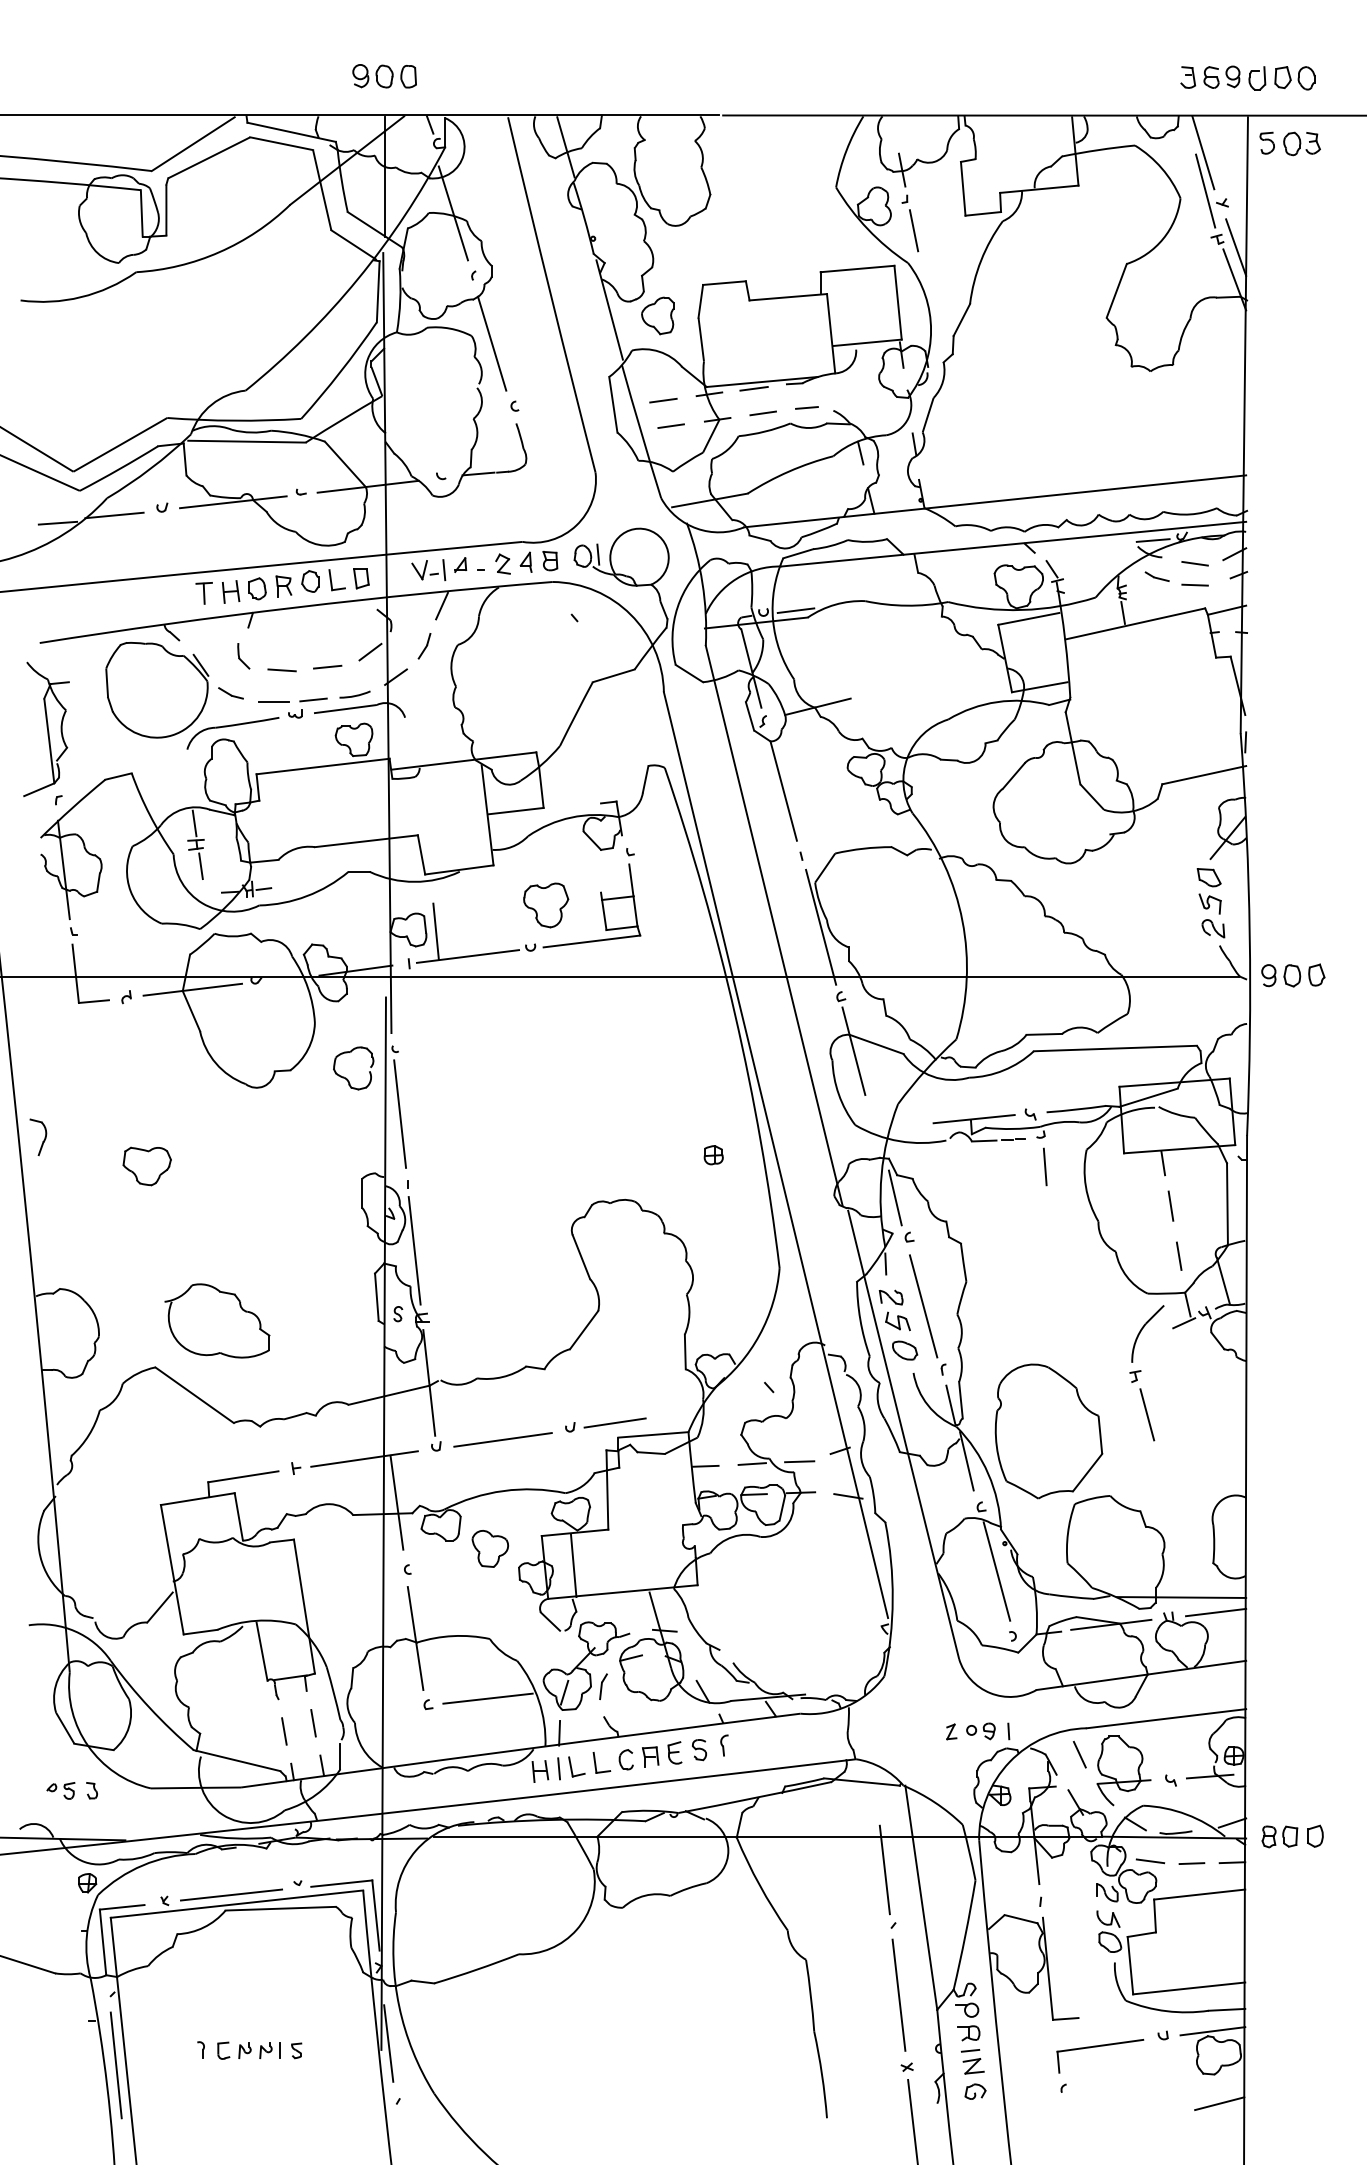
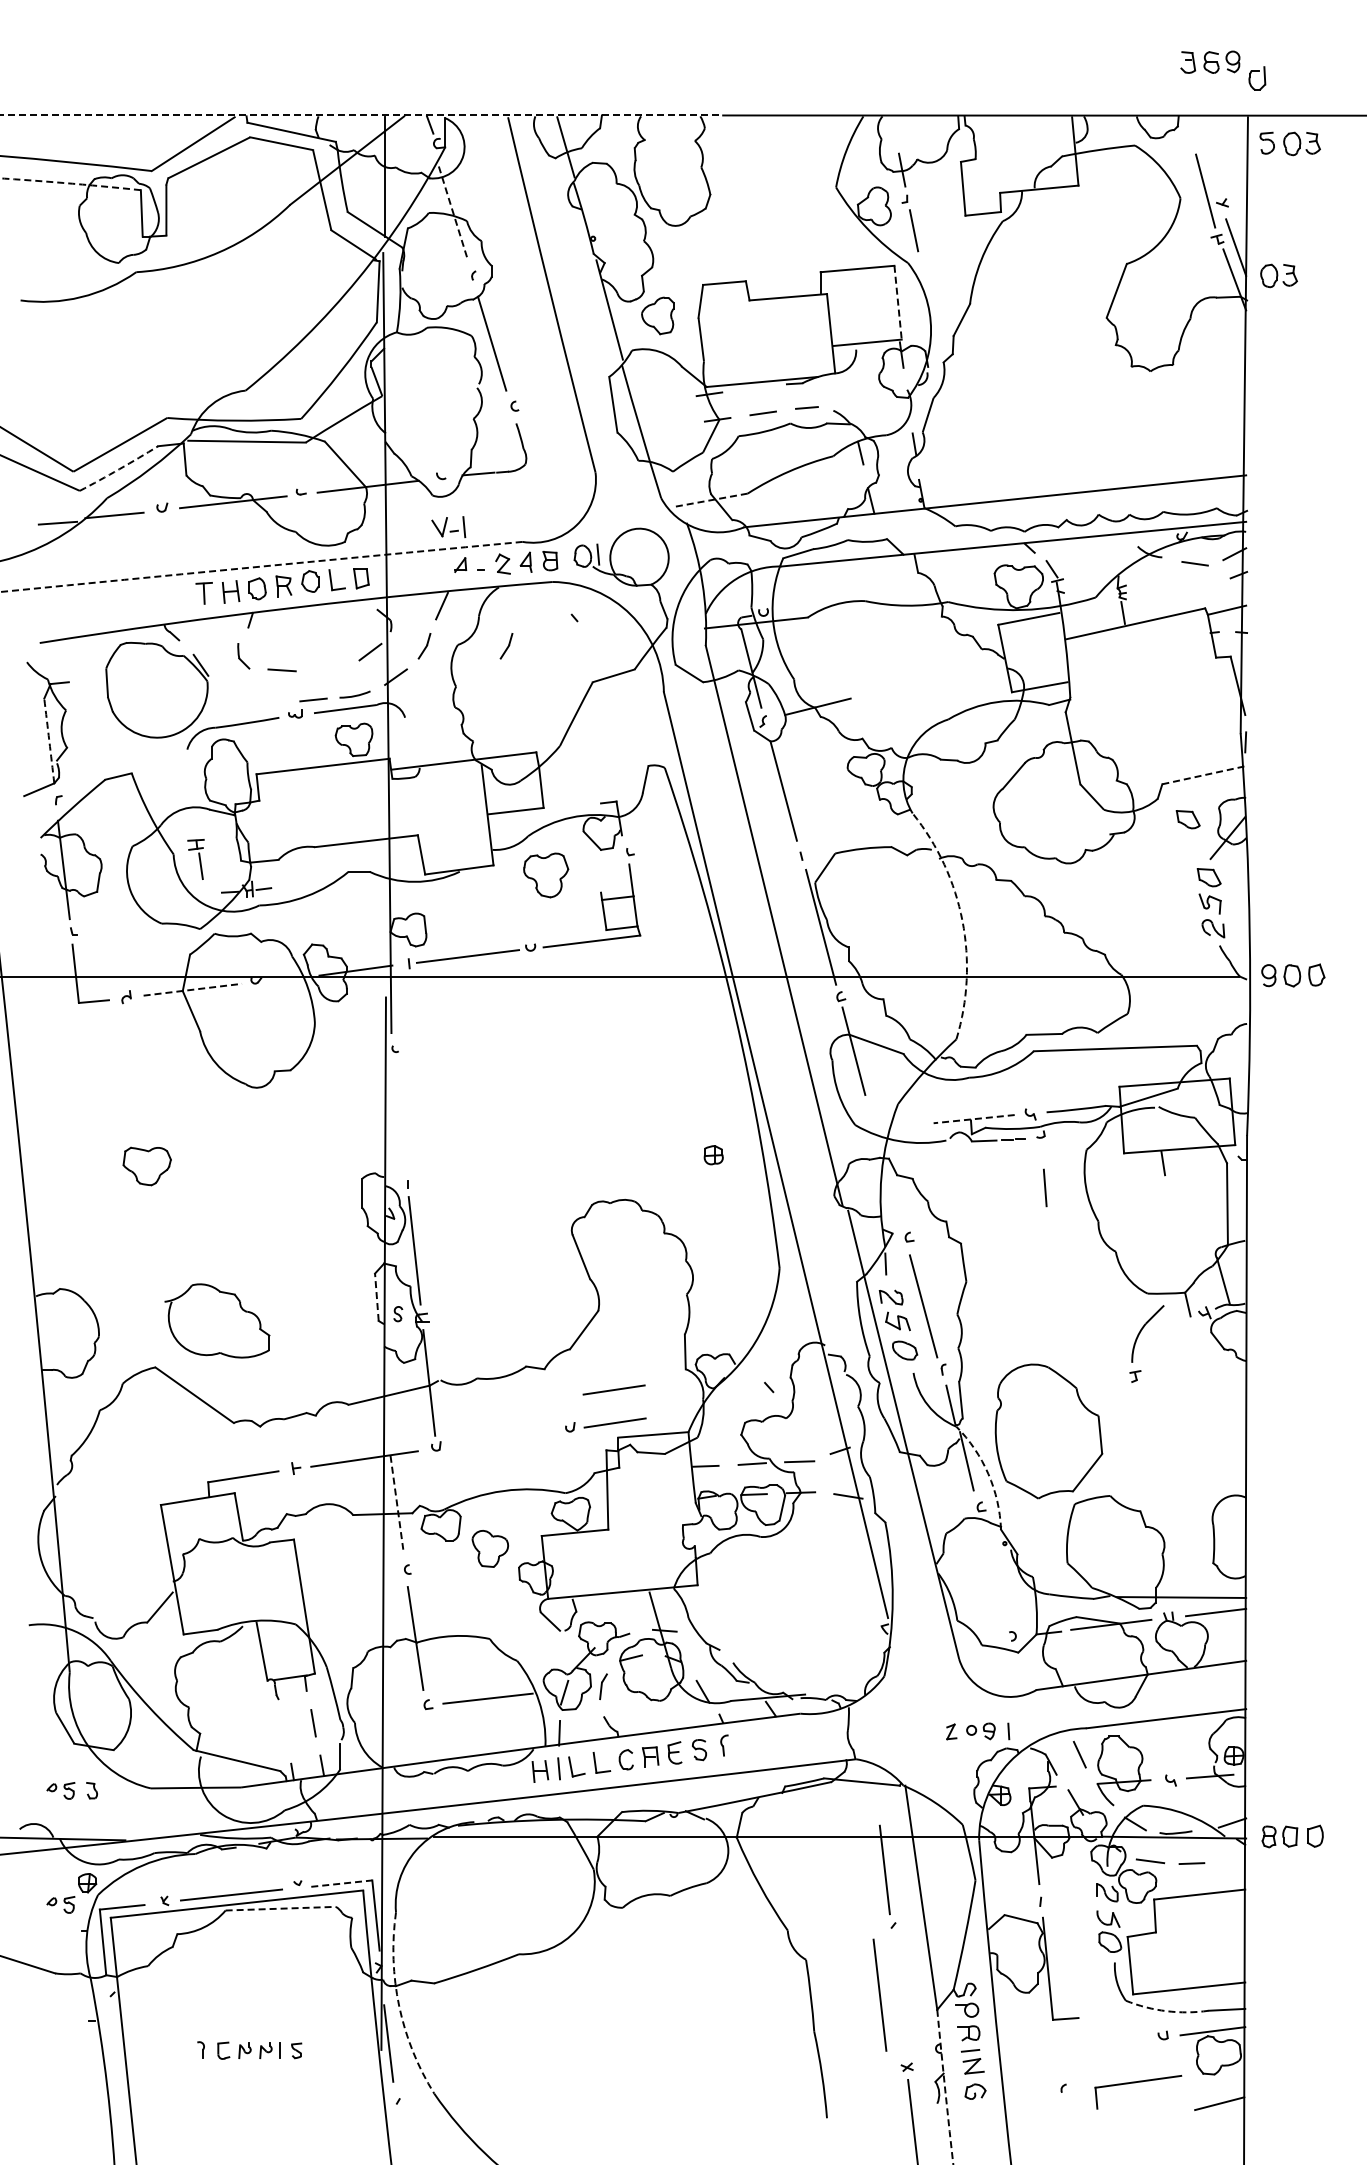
part: present -> none (384, 76)
part position: (1210, 76) -> (1210, 61) (1210, 61)
part: present -> none (1294, 78)
line: solid -> dashed (360, 115)
line: present -> none (1203, 152)
arc: solid -> dashed (69, 183)
line: solid -> dashed (453, 213)
part: none -> present (1278, 275)
line: solid -> dashed (898, 303)
line: present -> none (753, 388)
line: present -> none (663, 400)
line: present -> none (670, 425)
arc: solid -> dashed (119, 469)
line: solid -> dashed (709, 500)
line: present -> none (1152, 540)
arc: solid -> dashed (261, 566)
part position: (428, 570) -> (448, 527) (448, 527)
part: present -> none (1156, 576)
line: present -> none (1194, 584)
line: present -> none (795, 610)
part: none -> present (506, 646)
line: present -> none (327, 666)
part: present -> none (230, 693)
line: present -> none (273, 702)
arc: solid -> dashed (49, 741)
line: solid -> dashed (1204, 775)
part: none -> present (1187, 819)
line: present -> none (194, 823)
part position: (546, 905) -> (546, 875) (546, 875)
arc: solid -> dashed (962, 921)
line: present -> none (435, 931)
line: solid -> dashed (192, 989)
part: present -> none (347, 1078)
line: present -> none (400, 1113)
line: solid -> dashed (974, 1119)
part: present -> none (38, 1137)
line position: (1045, 1166) -> (1045, 1187) (1045, 1187)
line: present -> none (894, 1197)
line: present -> none (1170, 1205)
line: present -> none (1178, 1255)
line: solid -> dashed (376, 1297)
line: present -> none (1184, 1323)
line: none -> present (613, 1389)
line: present -> none (1147, 1414)
line: present -> none (502, 1439)
arc: solid -> dashed (988, 1473)
line: solid -> dashed (396, 1503)
line: present -> none (573, 1565)
line: present -> none (996, 1571)
line: present -> none (284, 1731)
line: present -> none (1232, 1862)
line: solid -> dashed (341, 1883)
part: none -> present (60, 1904)
line: solid -> dashed (281, 1908)
line position: (898, 1994) -> (879, 1994) (879, 1994)
arc: solid -> dashed (399, 2006)
arc: solid -> dashed (1166, 2011)
part position: (1097, 2047) -> (1135, 2083) (1135, 2083)
line: present -> none (115, 2065)
arc: solid -> dashed (945, 2088)
